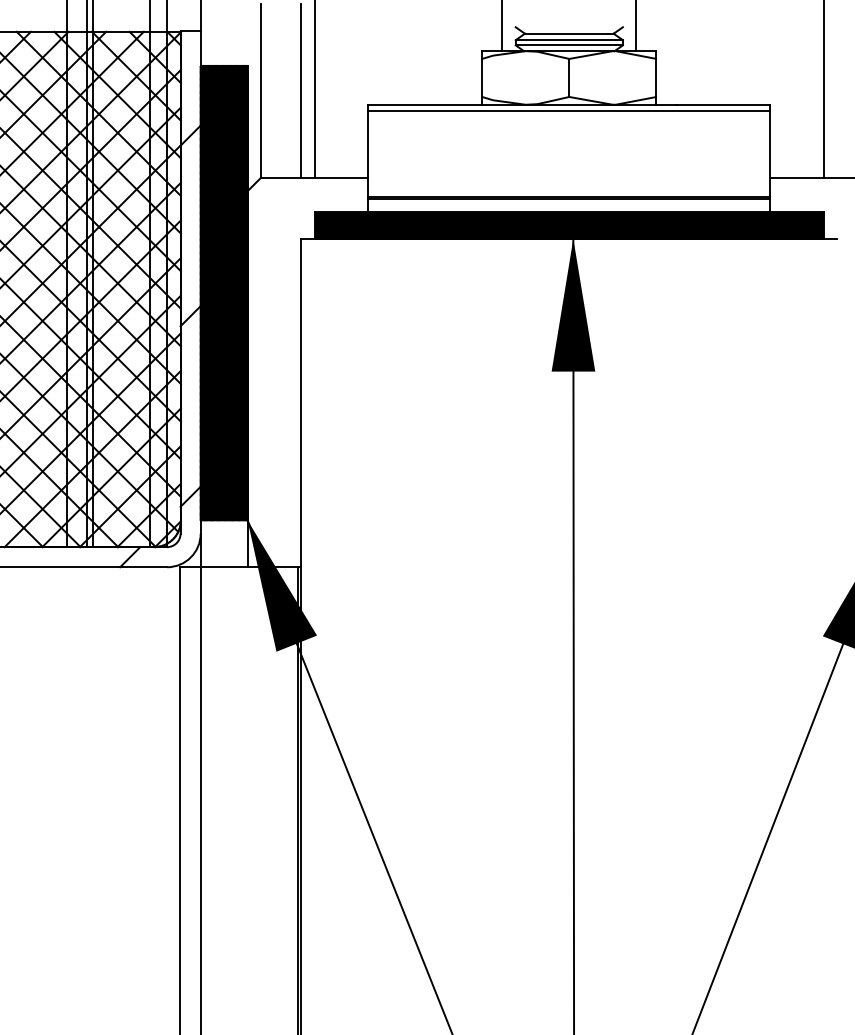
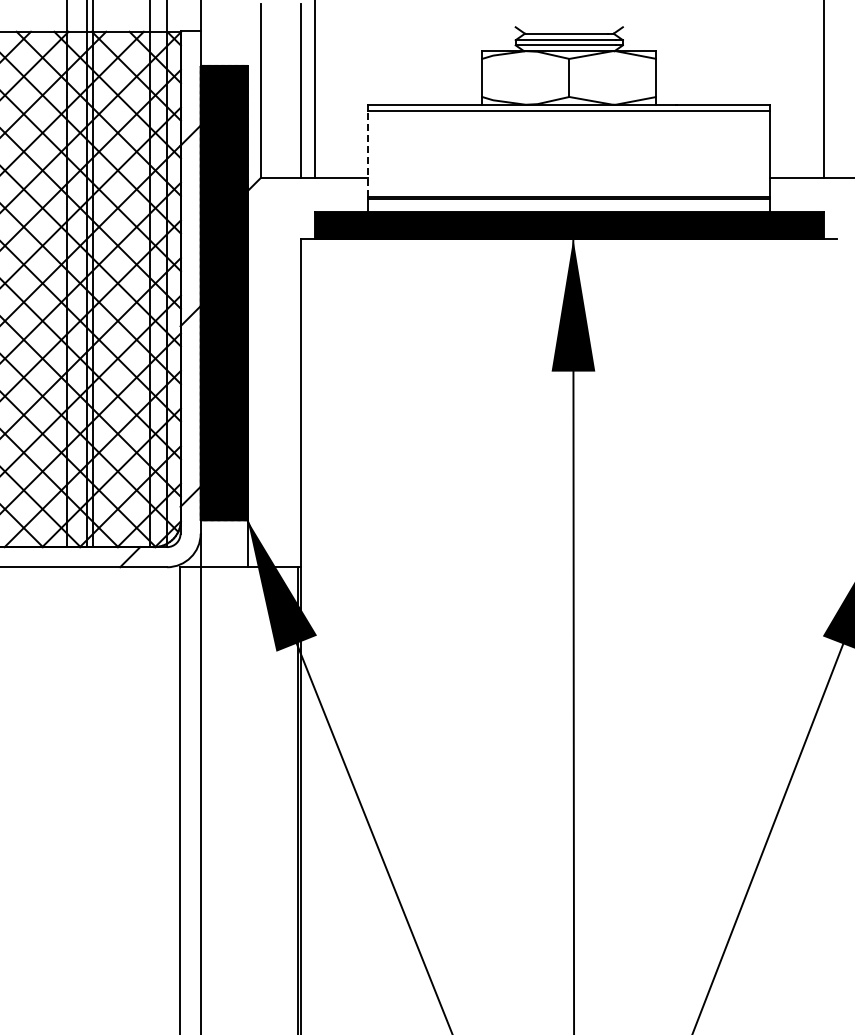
line: present -> none (502, 26)
line: present -> none (636, 26)
line: solid -> dashed (368, 154)
